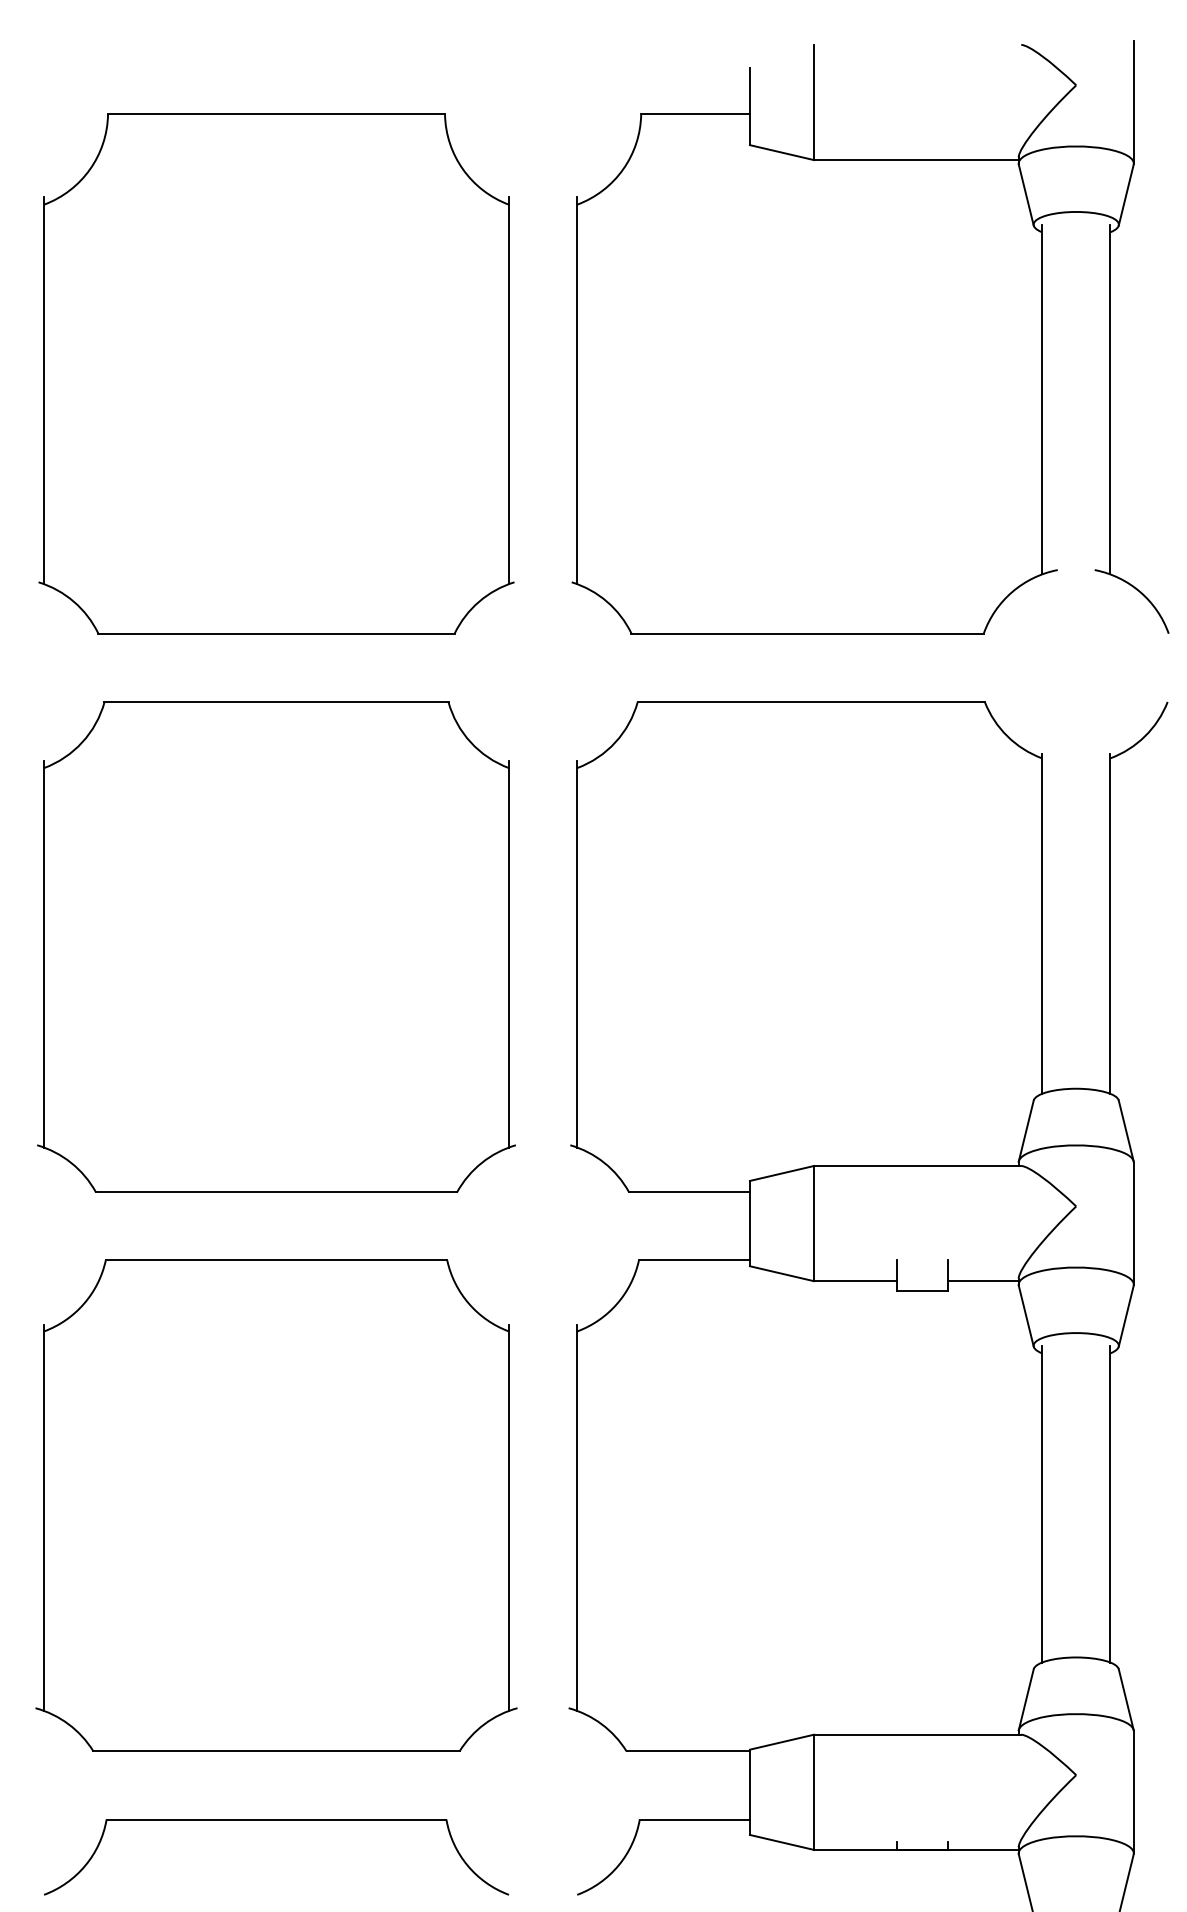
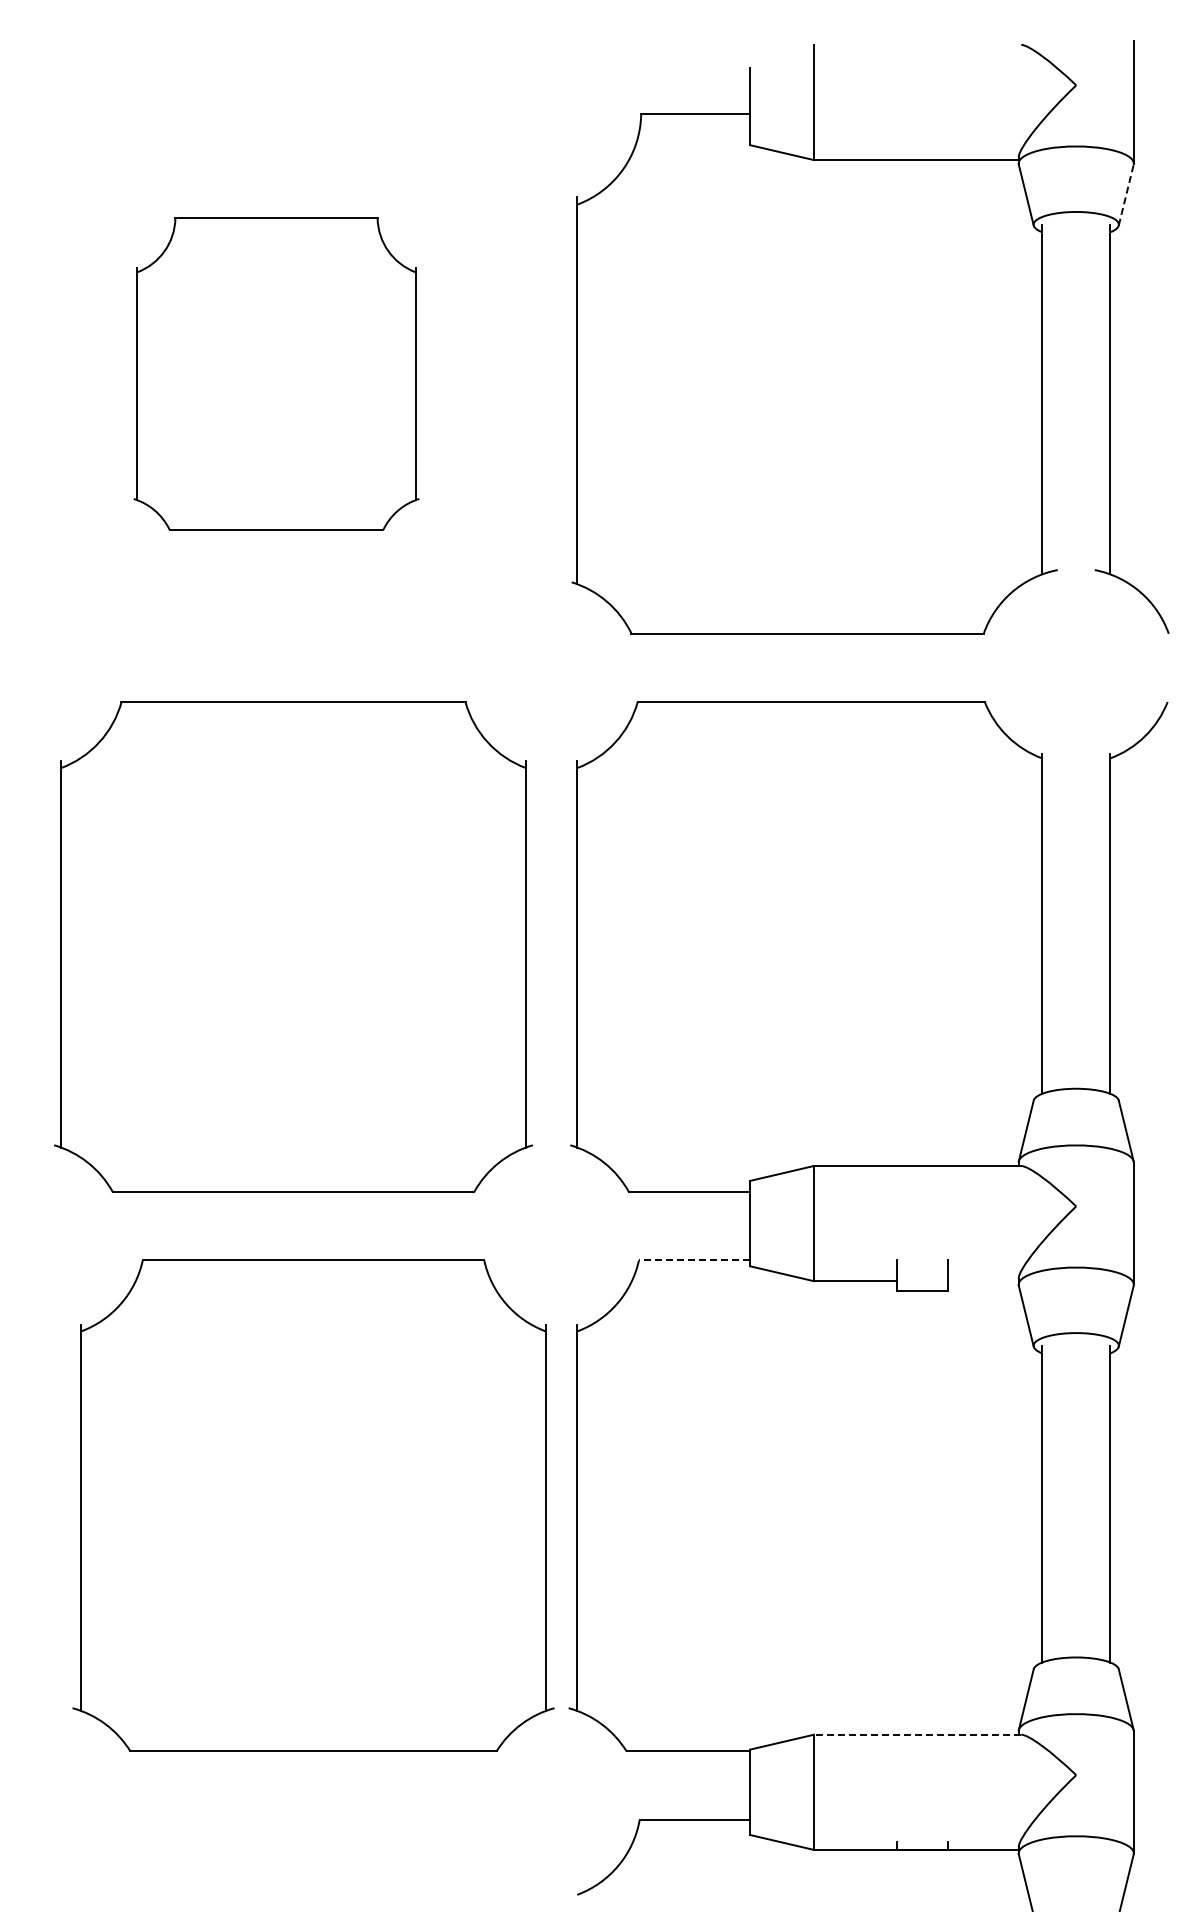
line: solid -> dashed (1126, 194)
part size: 477x522 px -> 287x314 px (276, 373)
part position: (276, 946) -> (293, 946) (293, 946)
line: solid -> dashed (694, 1260)
line: present -> none (983, 1281)
part position: (276, 1505) -> (313, 1505) (313, 1505)
line: solid -> dashed (917, 1734)
part: present -> none (276, 1820)
